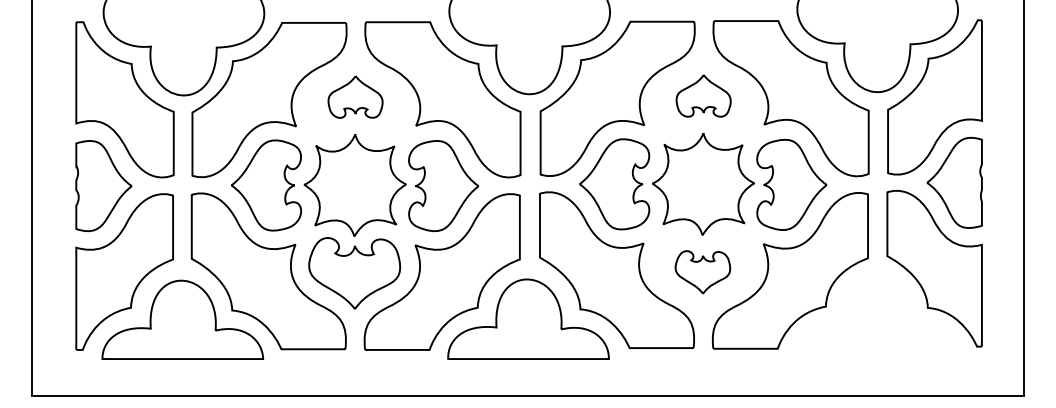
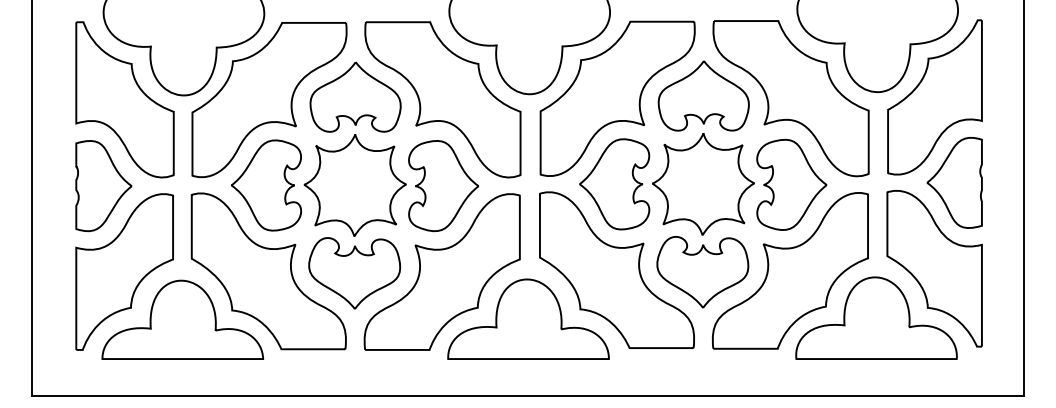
part size: 57x44 px -> 93x72 px (703, 95)
part size: 57x44 px -> 93x72 px (355, 96)
part size: 58x45 px -> 94x73 px (702, 272)
part: none -> present (876, 317)
